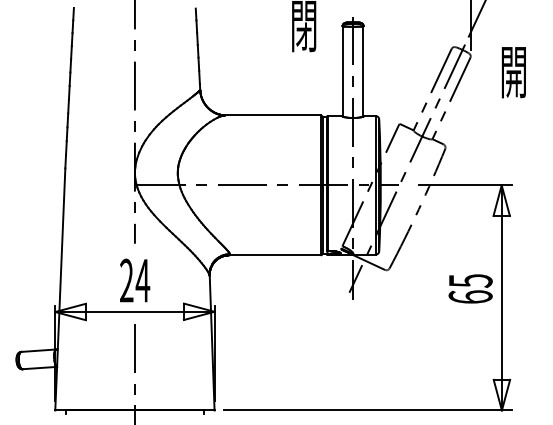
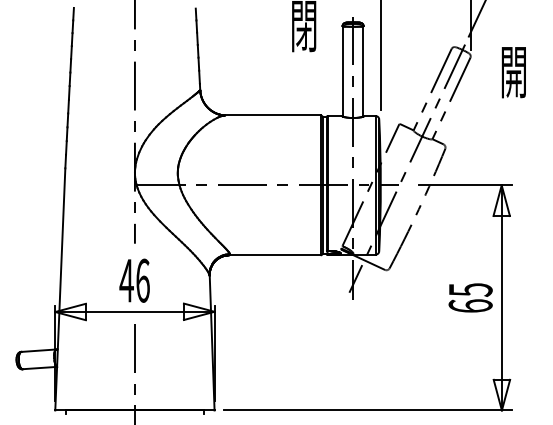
line: none -> present (380, 56)
text: 24 -> 46 (134, 280)
text position: (470, 288) -> (470, 297) (470, 297)
